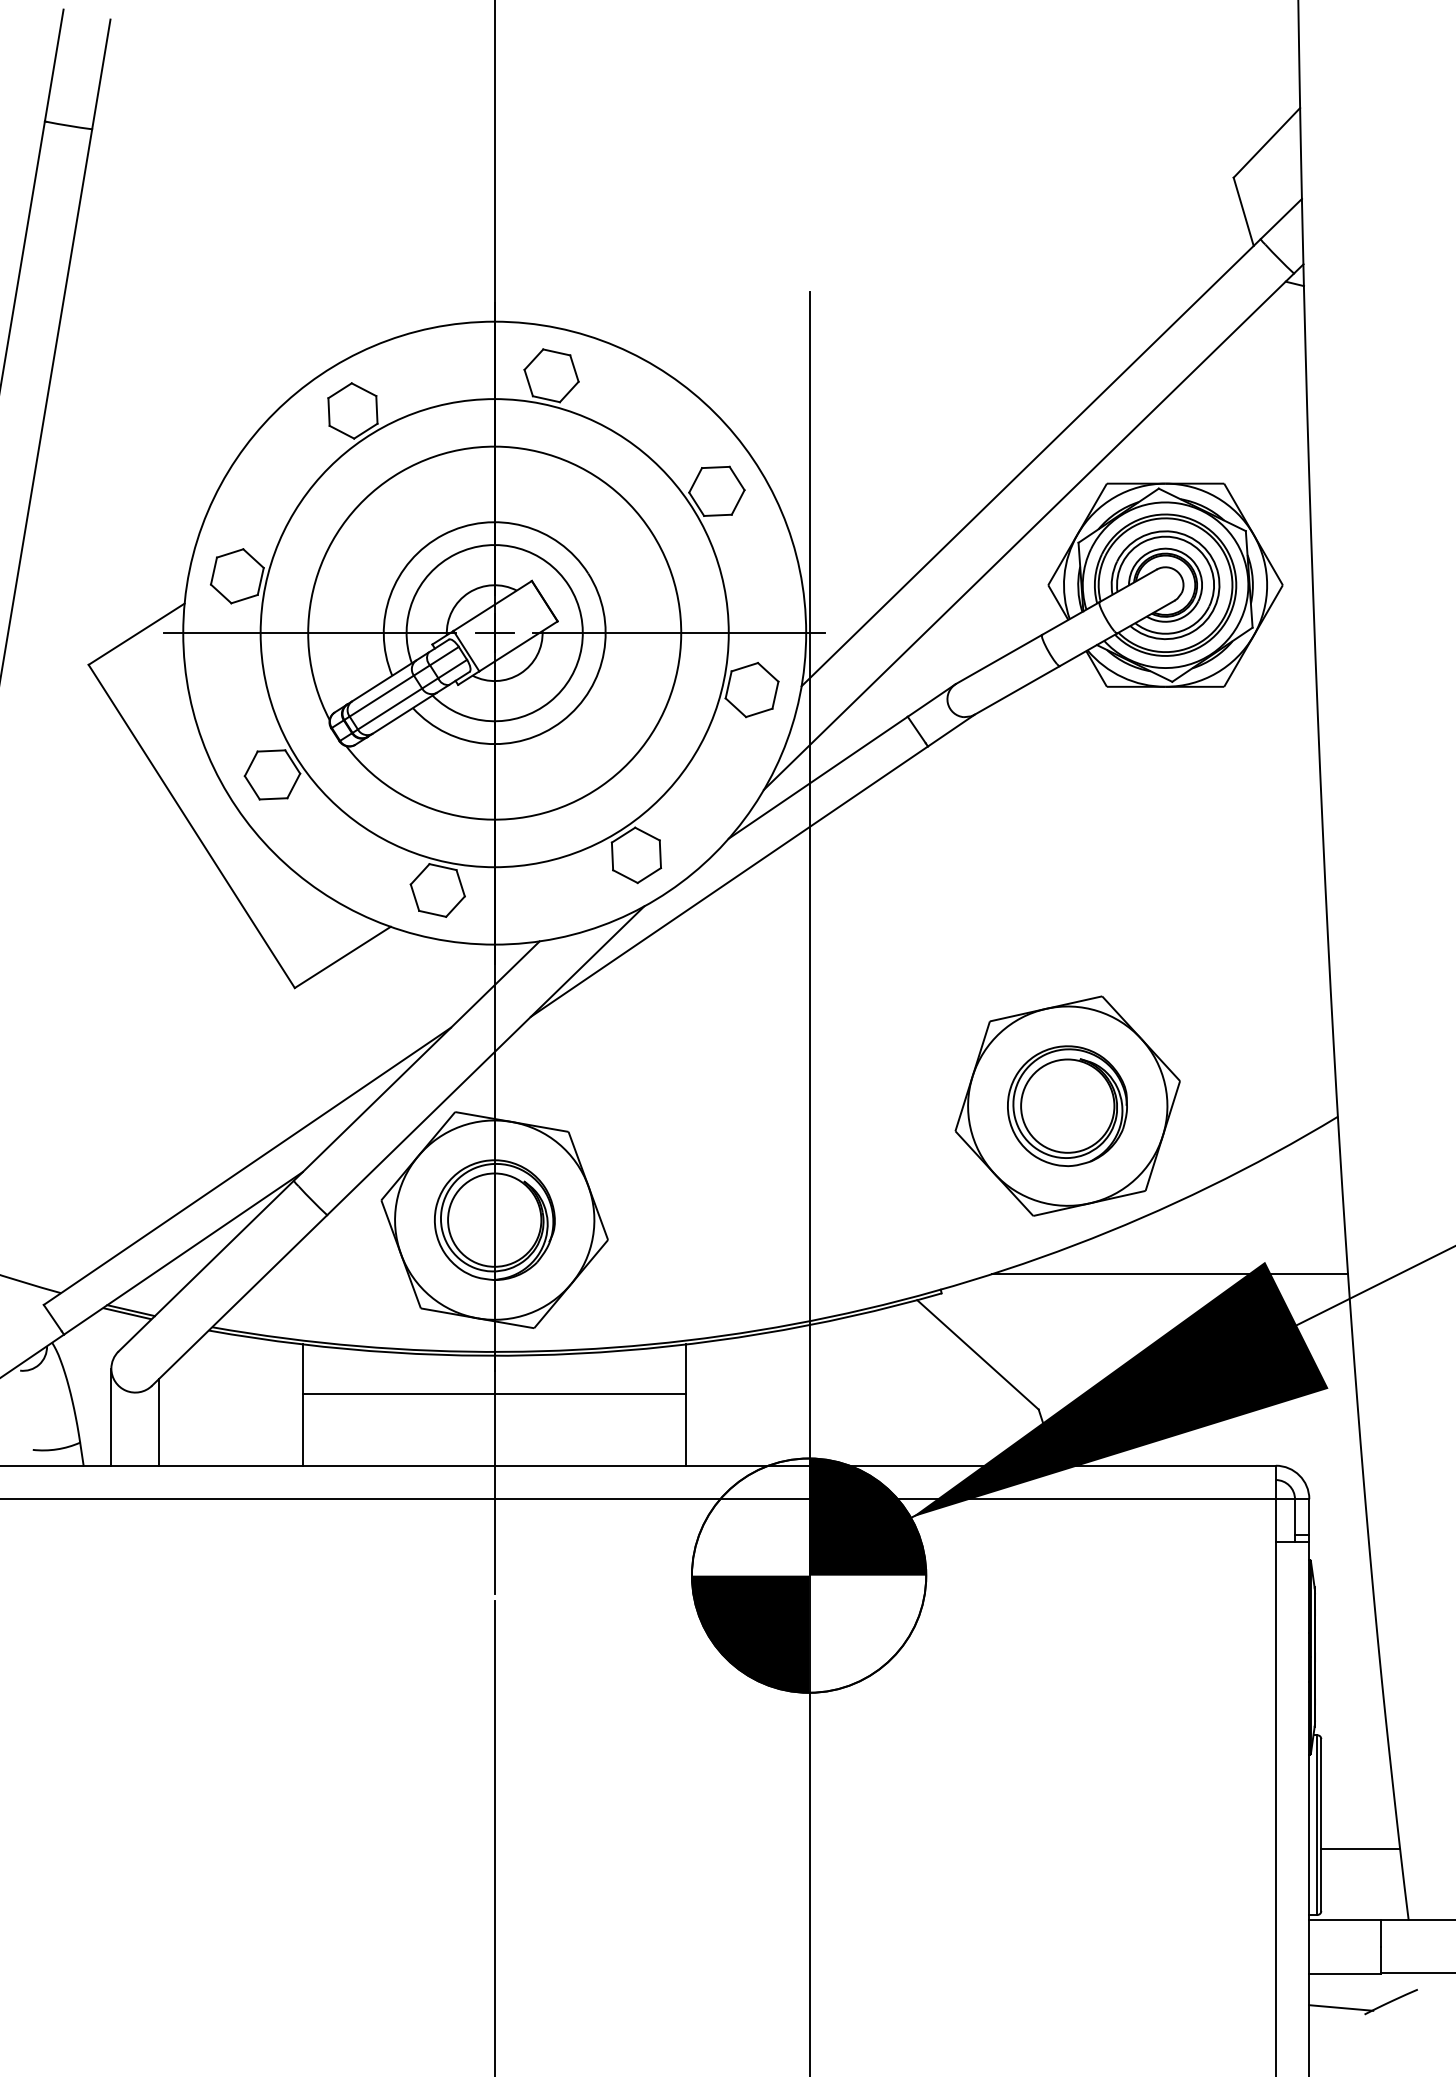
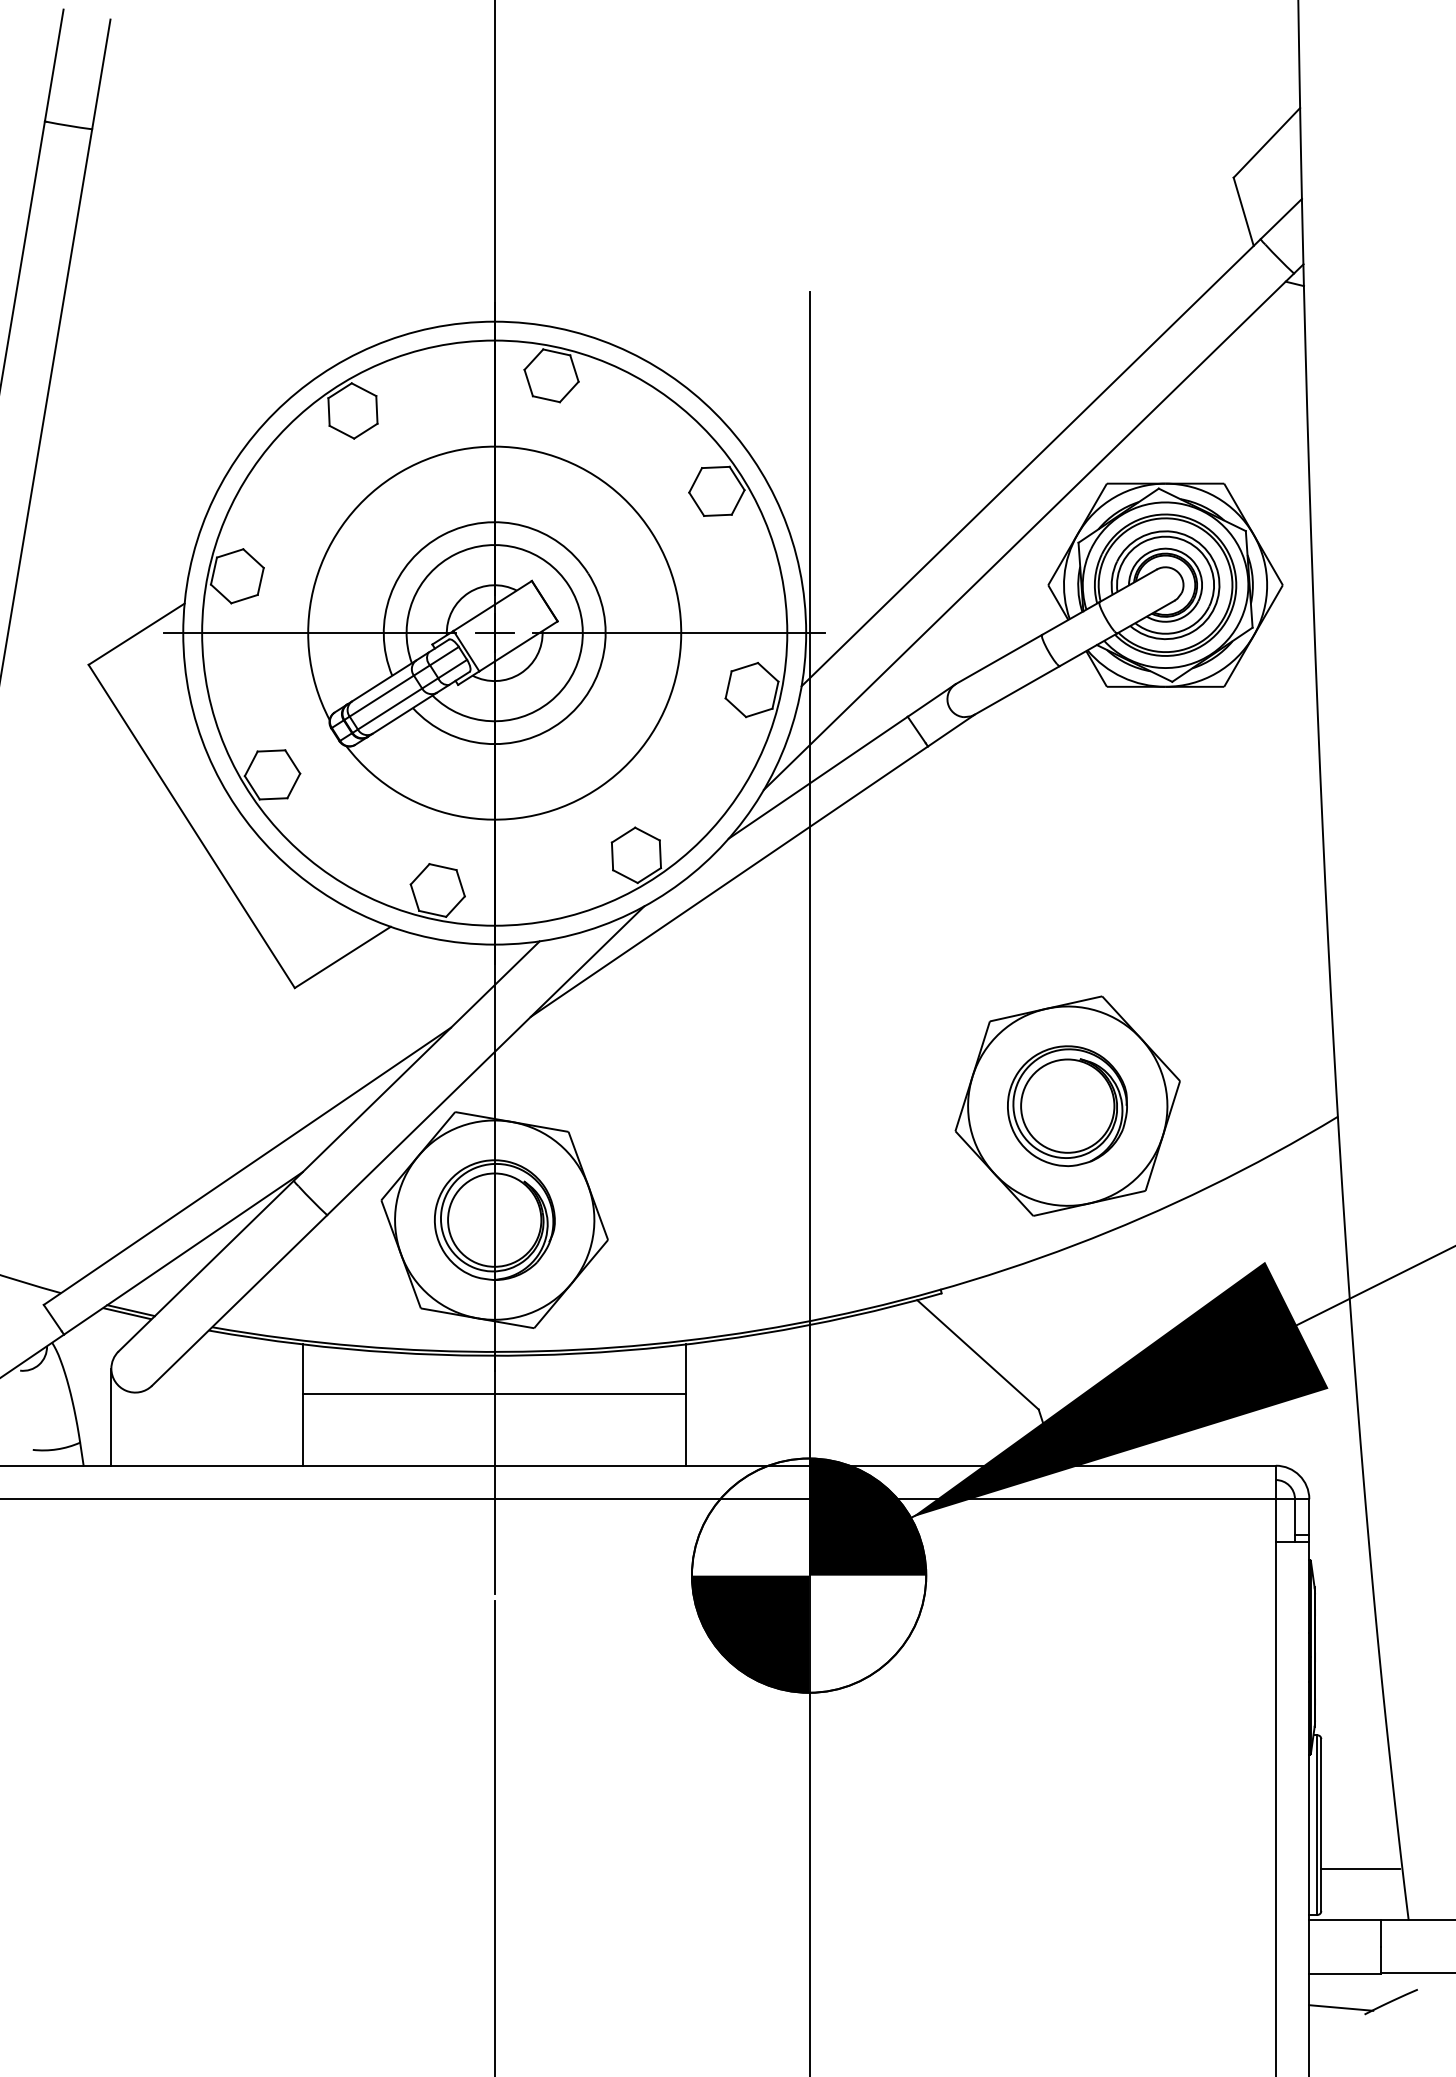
circle diameter: 468 px -> 585 px (494, 632)
line: present -> none (1170, 1274)
line: present -> none (159, 1421)
line position: (1360, 1849) -> (1360, 1869) (1360, 1869)
